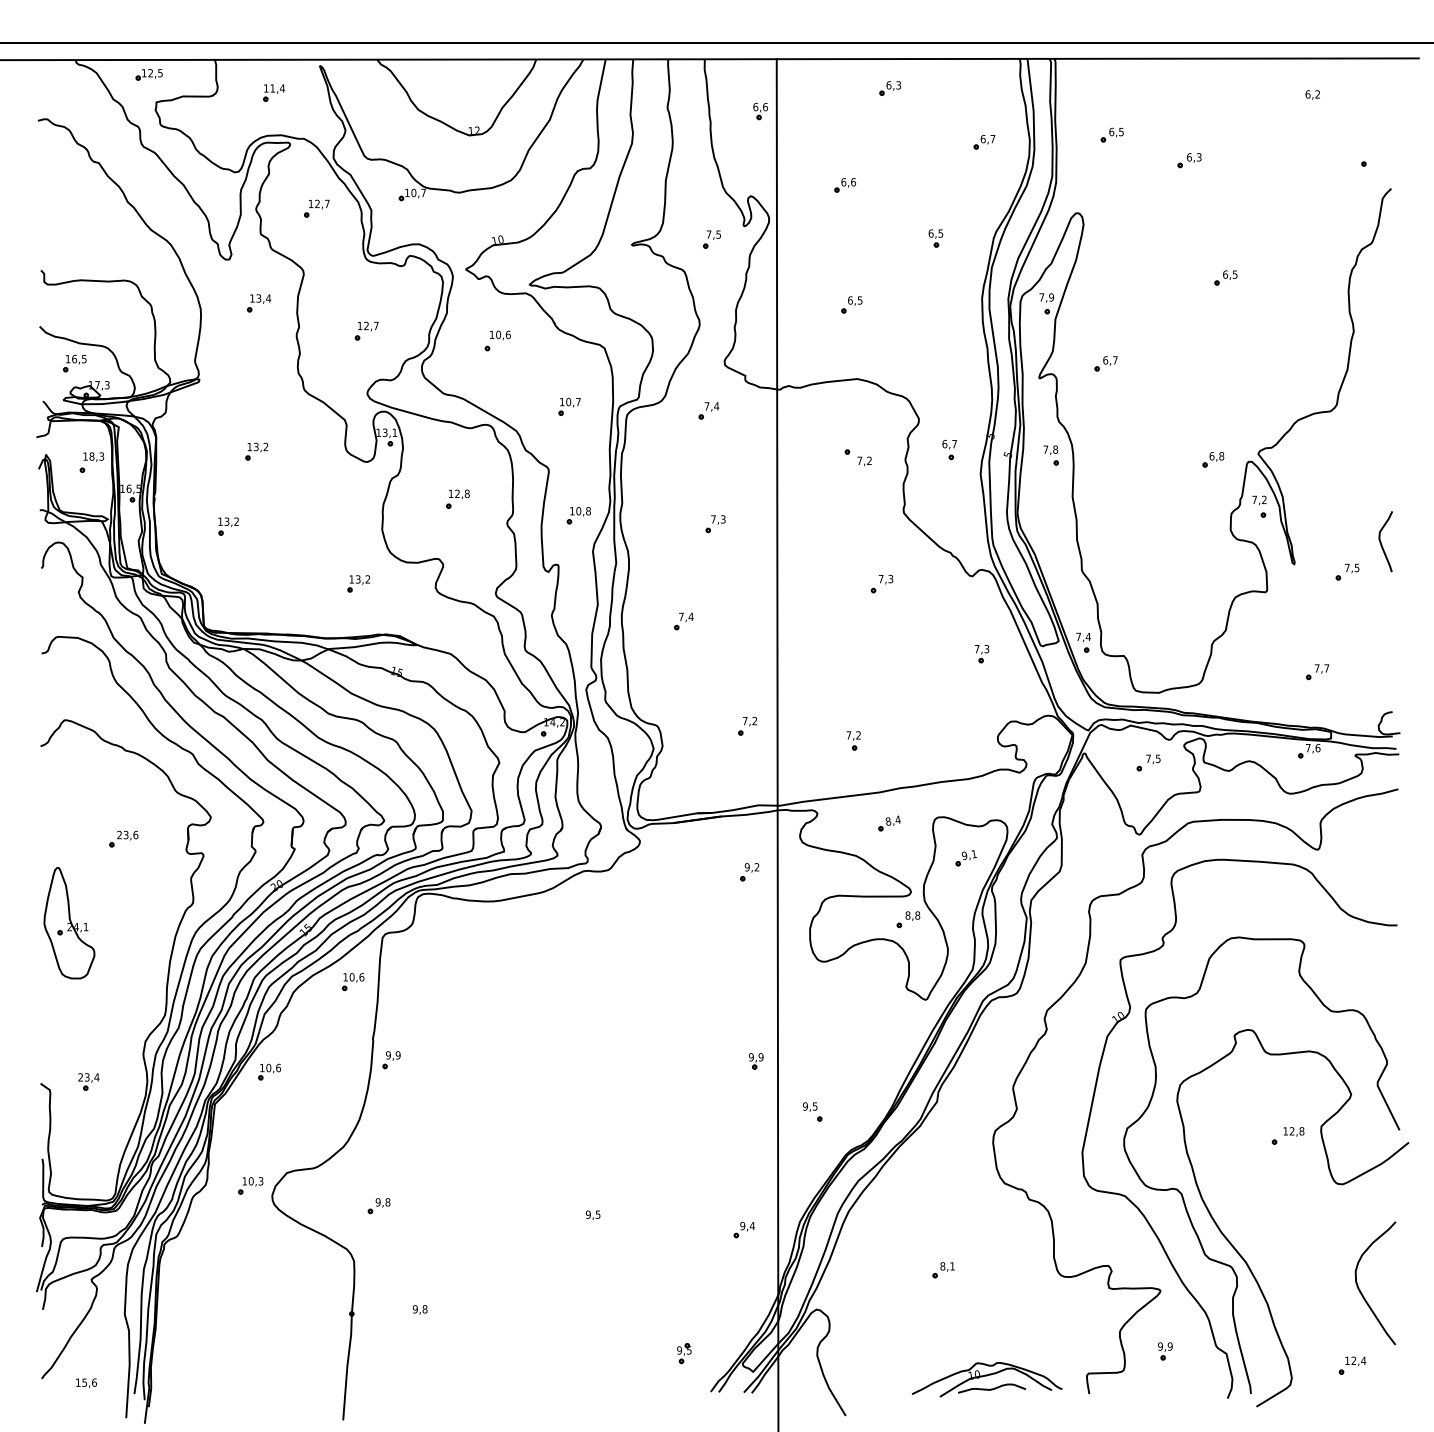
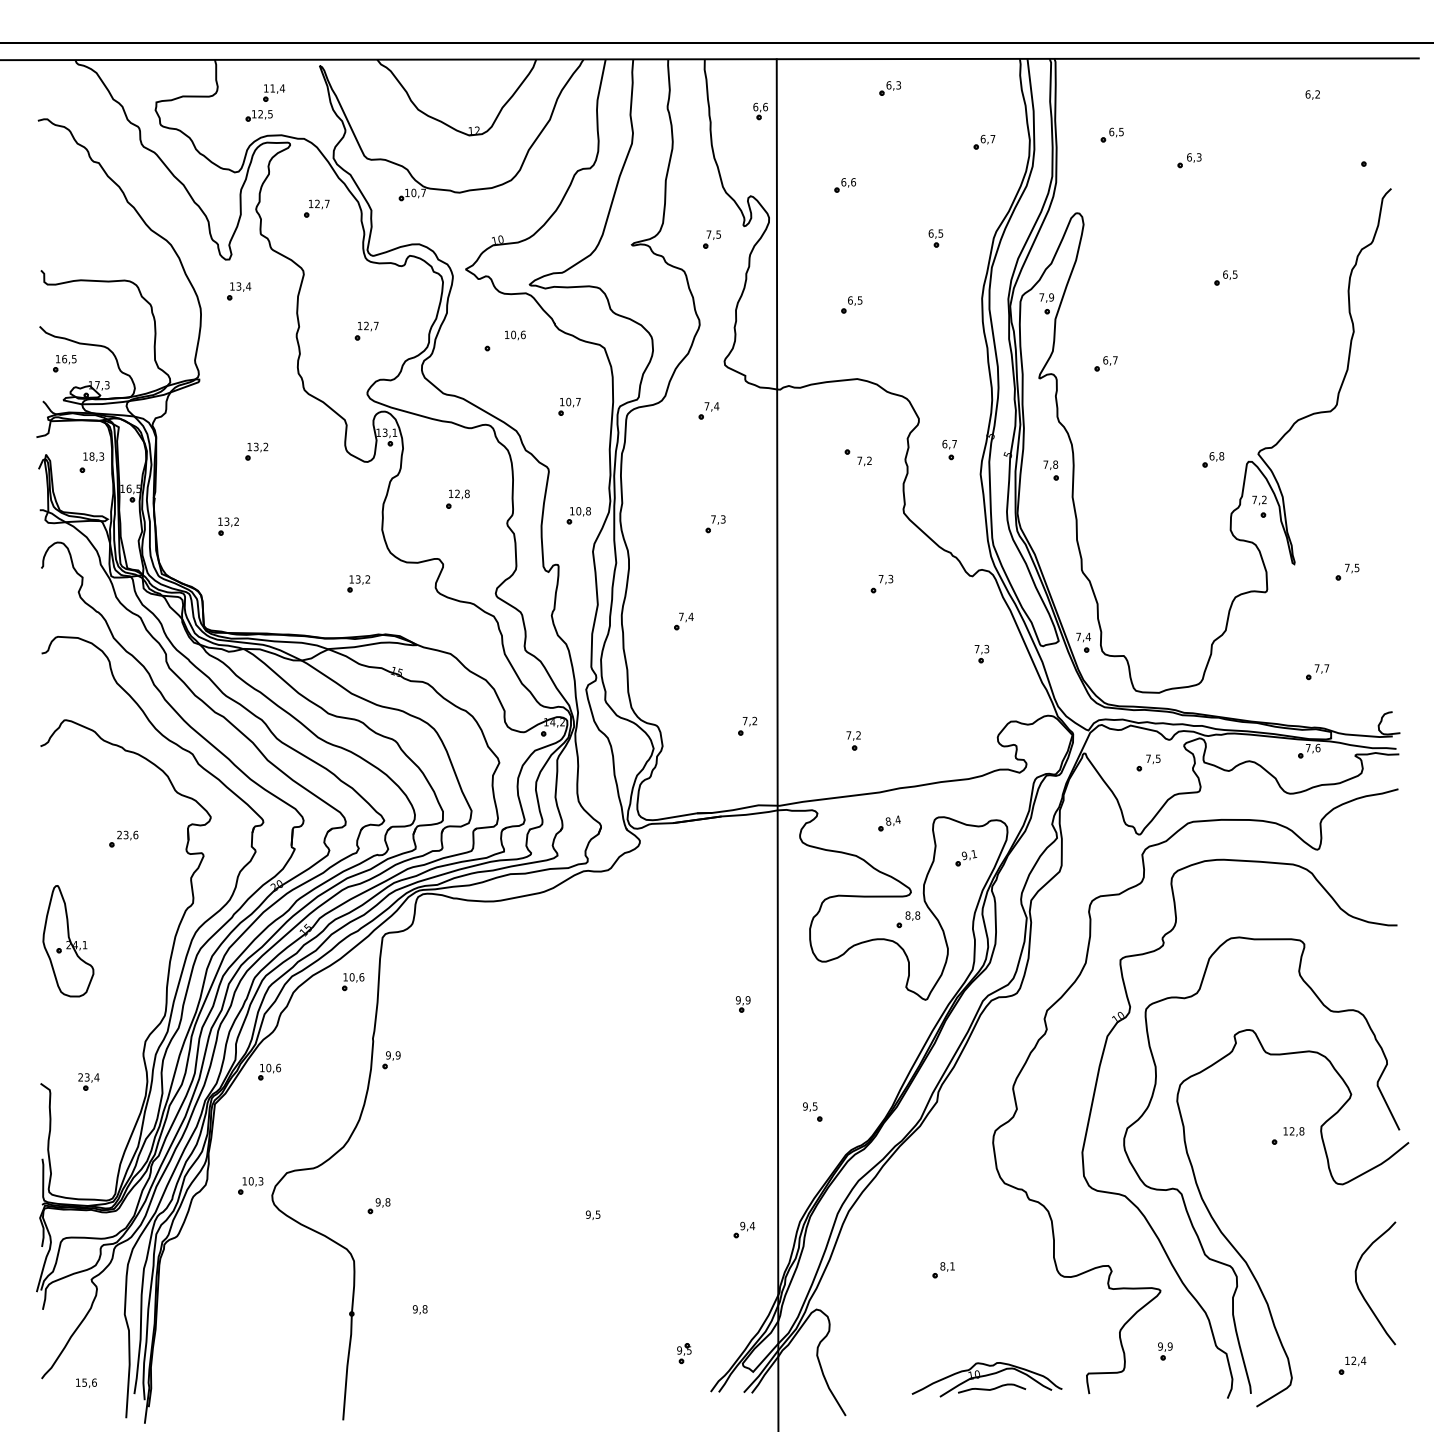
part position: (148, 74) -> (258, 115) (258, 115)
part position: (259, 303) -> (239, 291) (239, 291)
text position: (500, 335) -> (515, 335) (515, 335)
part position: (74, 363) -> (64, 363) (64, 363)
part position: (1050, 455) -> (1050, 470) (1050, 470)
curve: present -> none (1381, 541)
part: present -> none (749, 872)
part position: (69, 923) -> (68, 941) (68, 941)
part position: (756, 1061) -> (743, 1004) (743, 1004)
